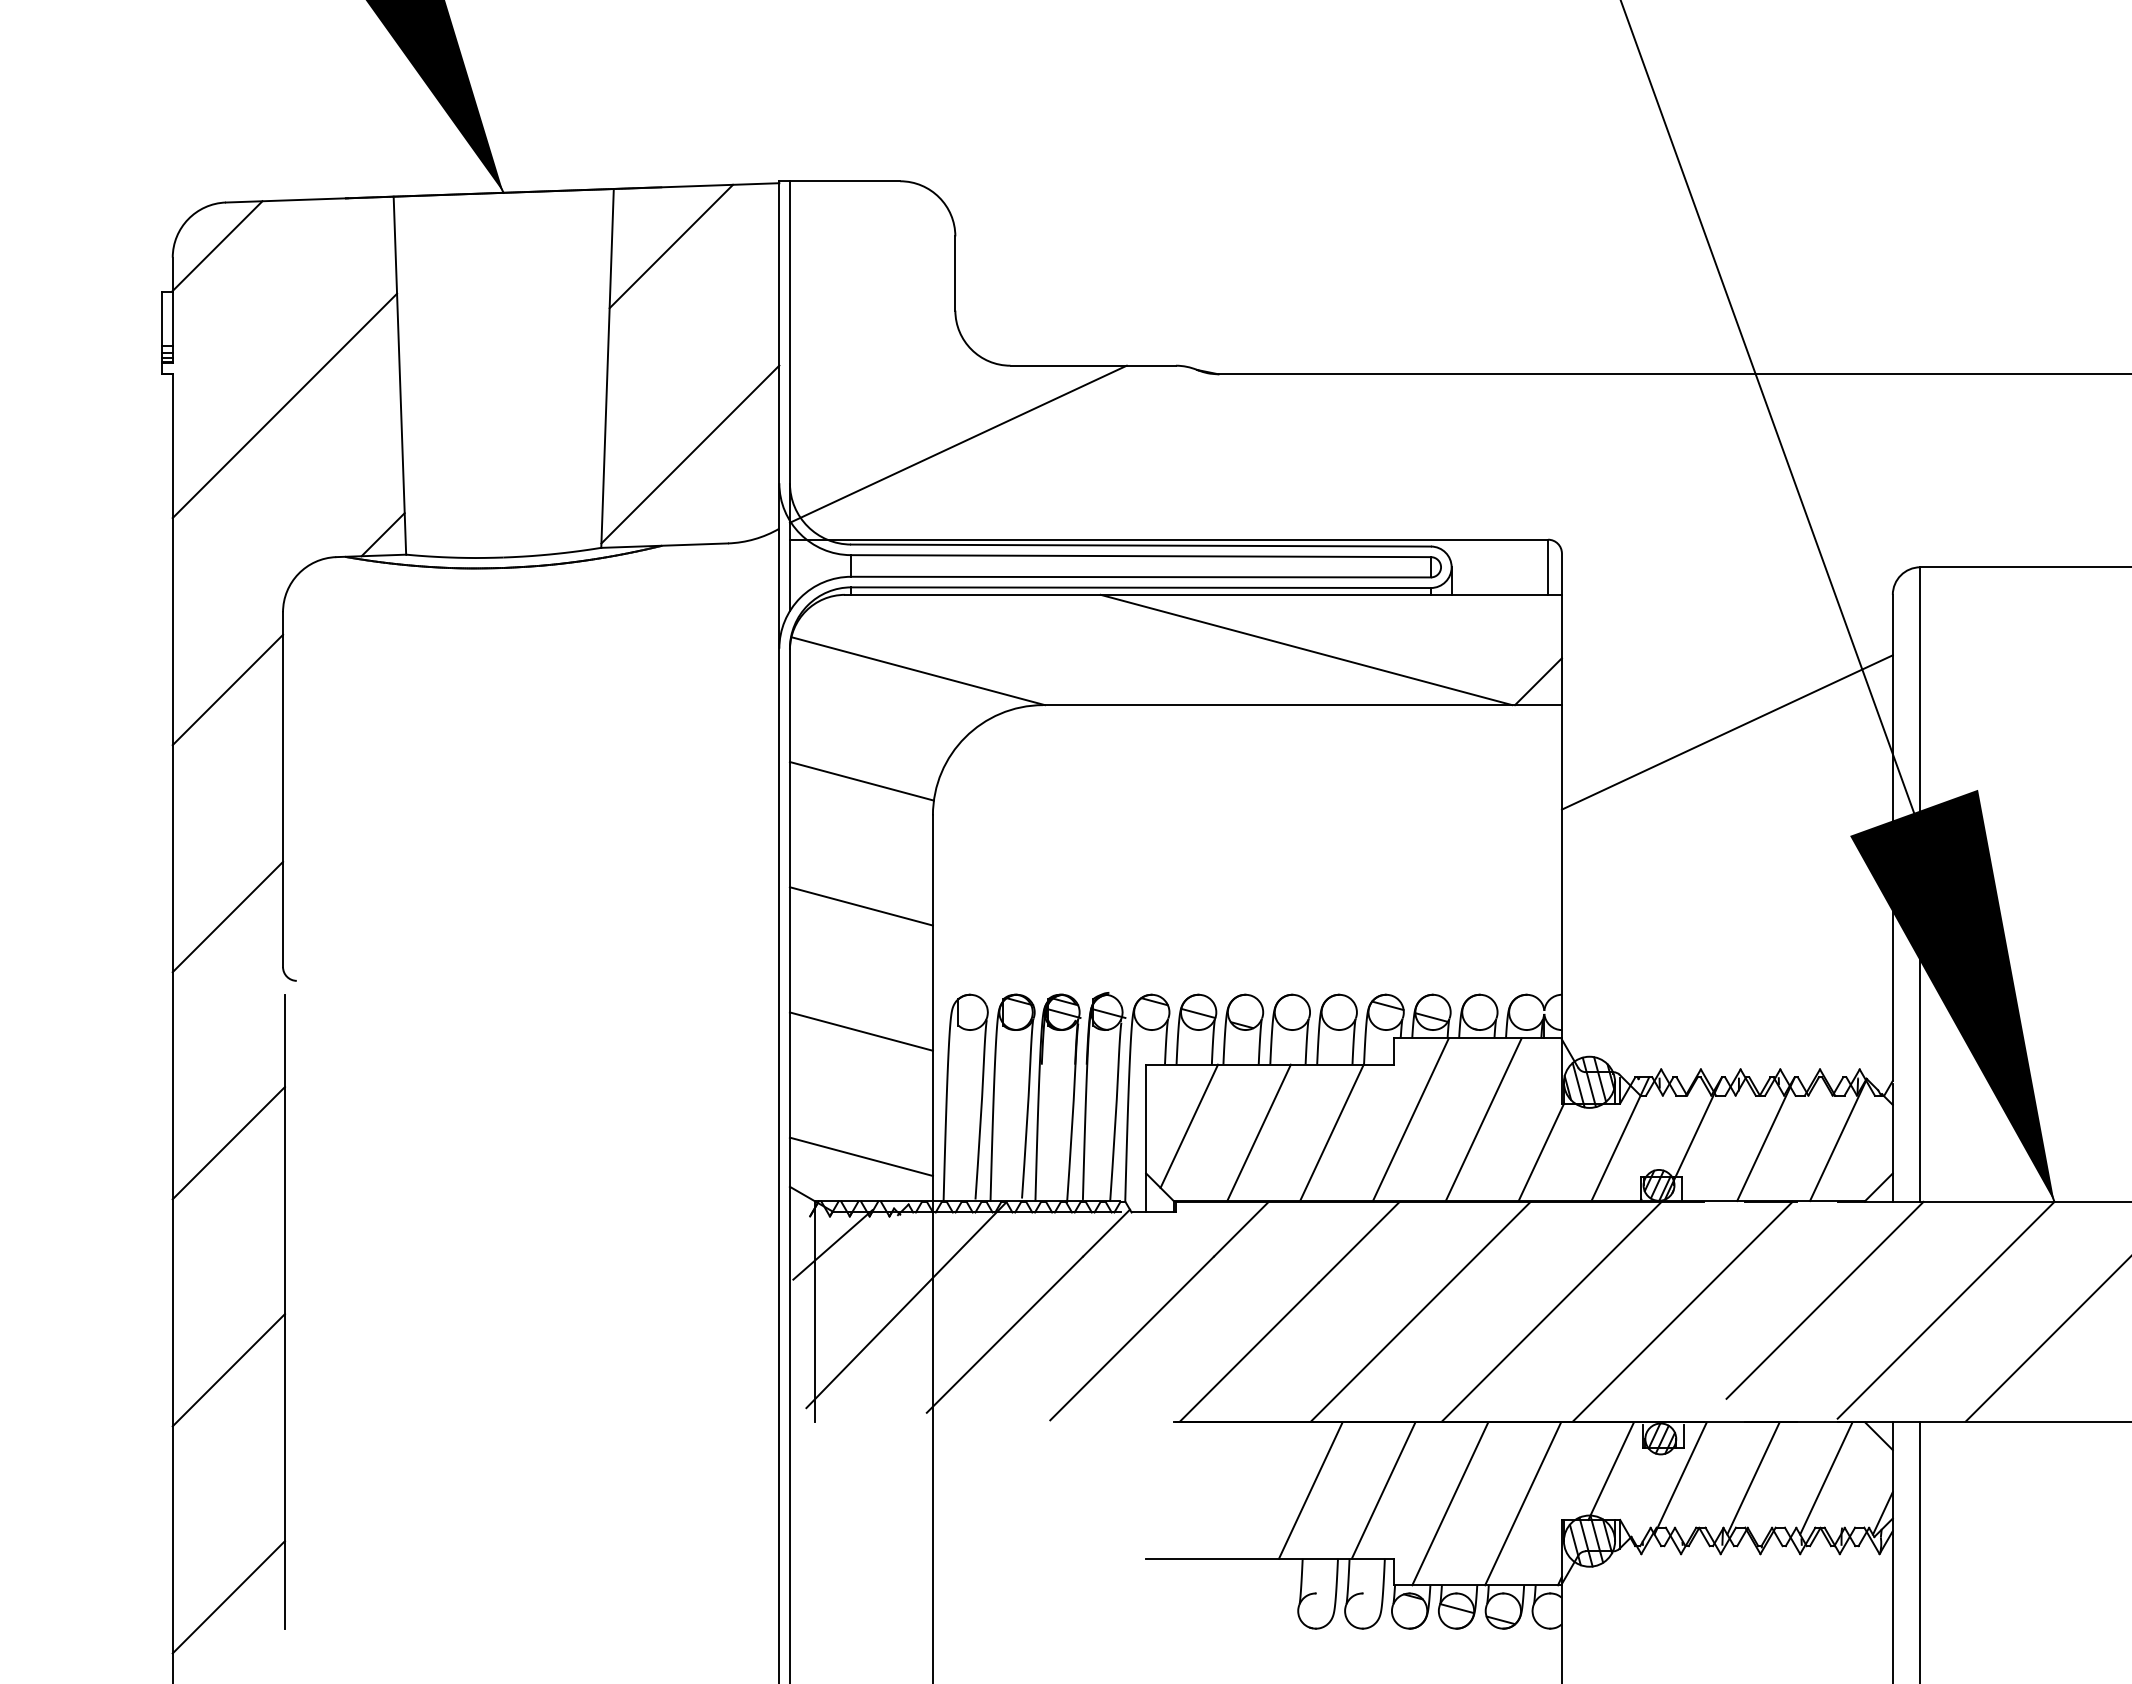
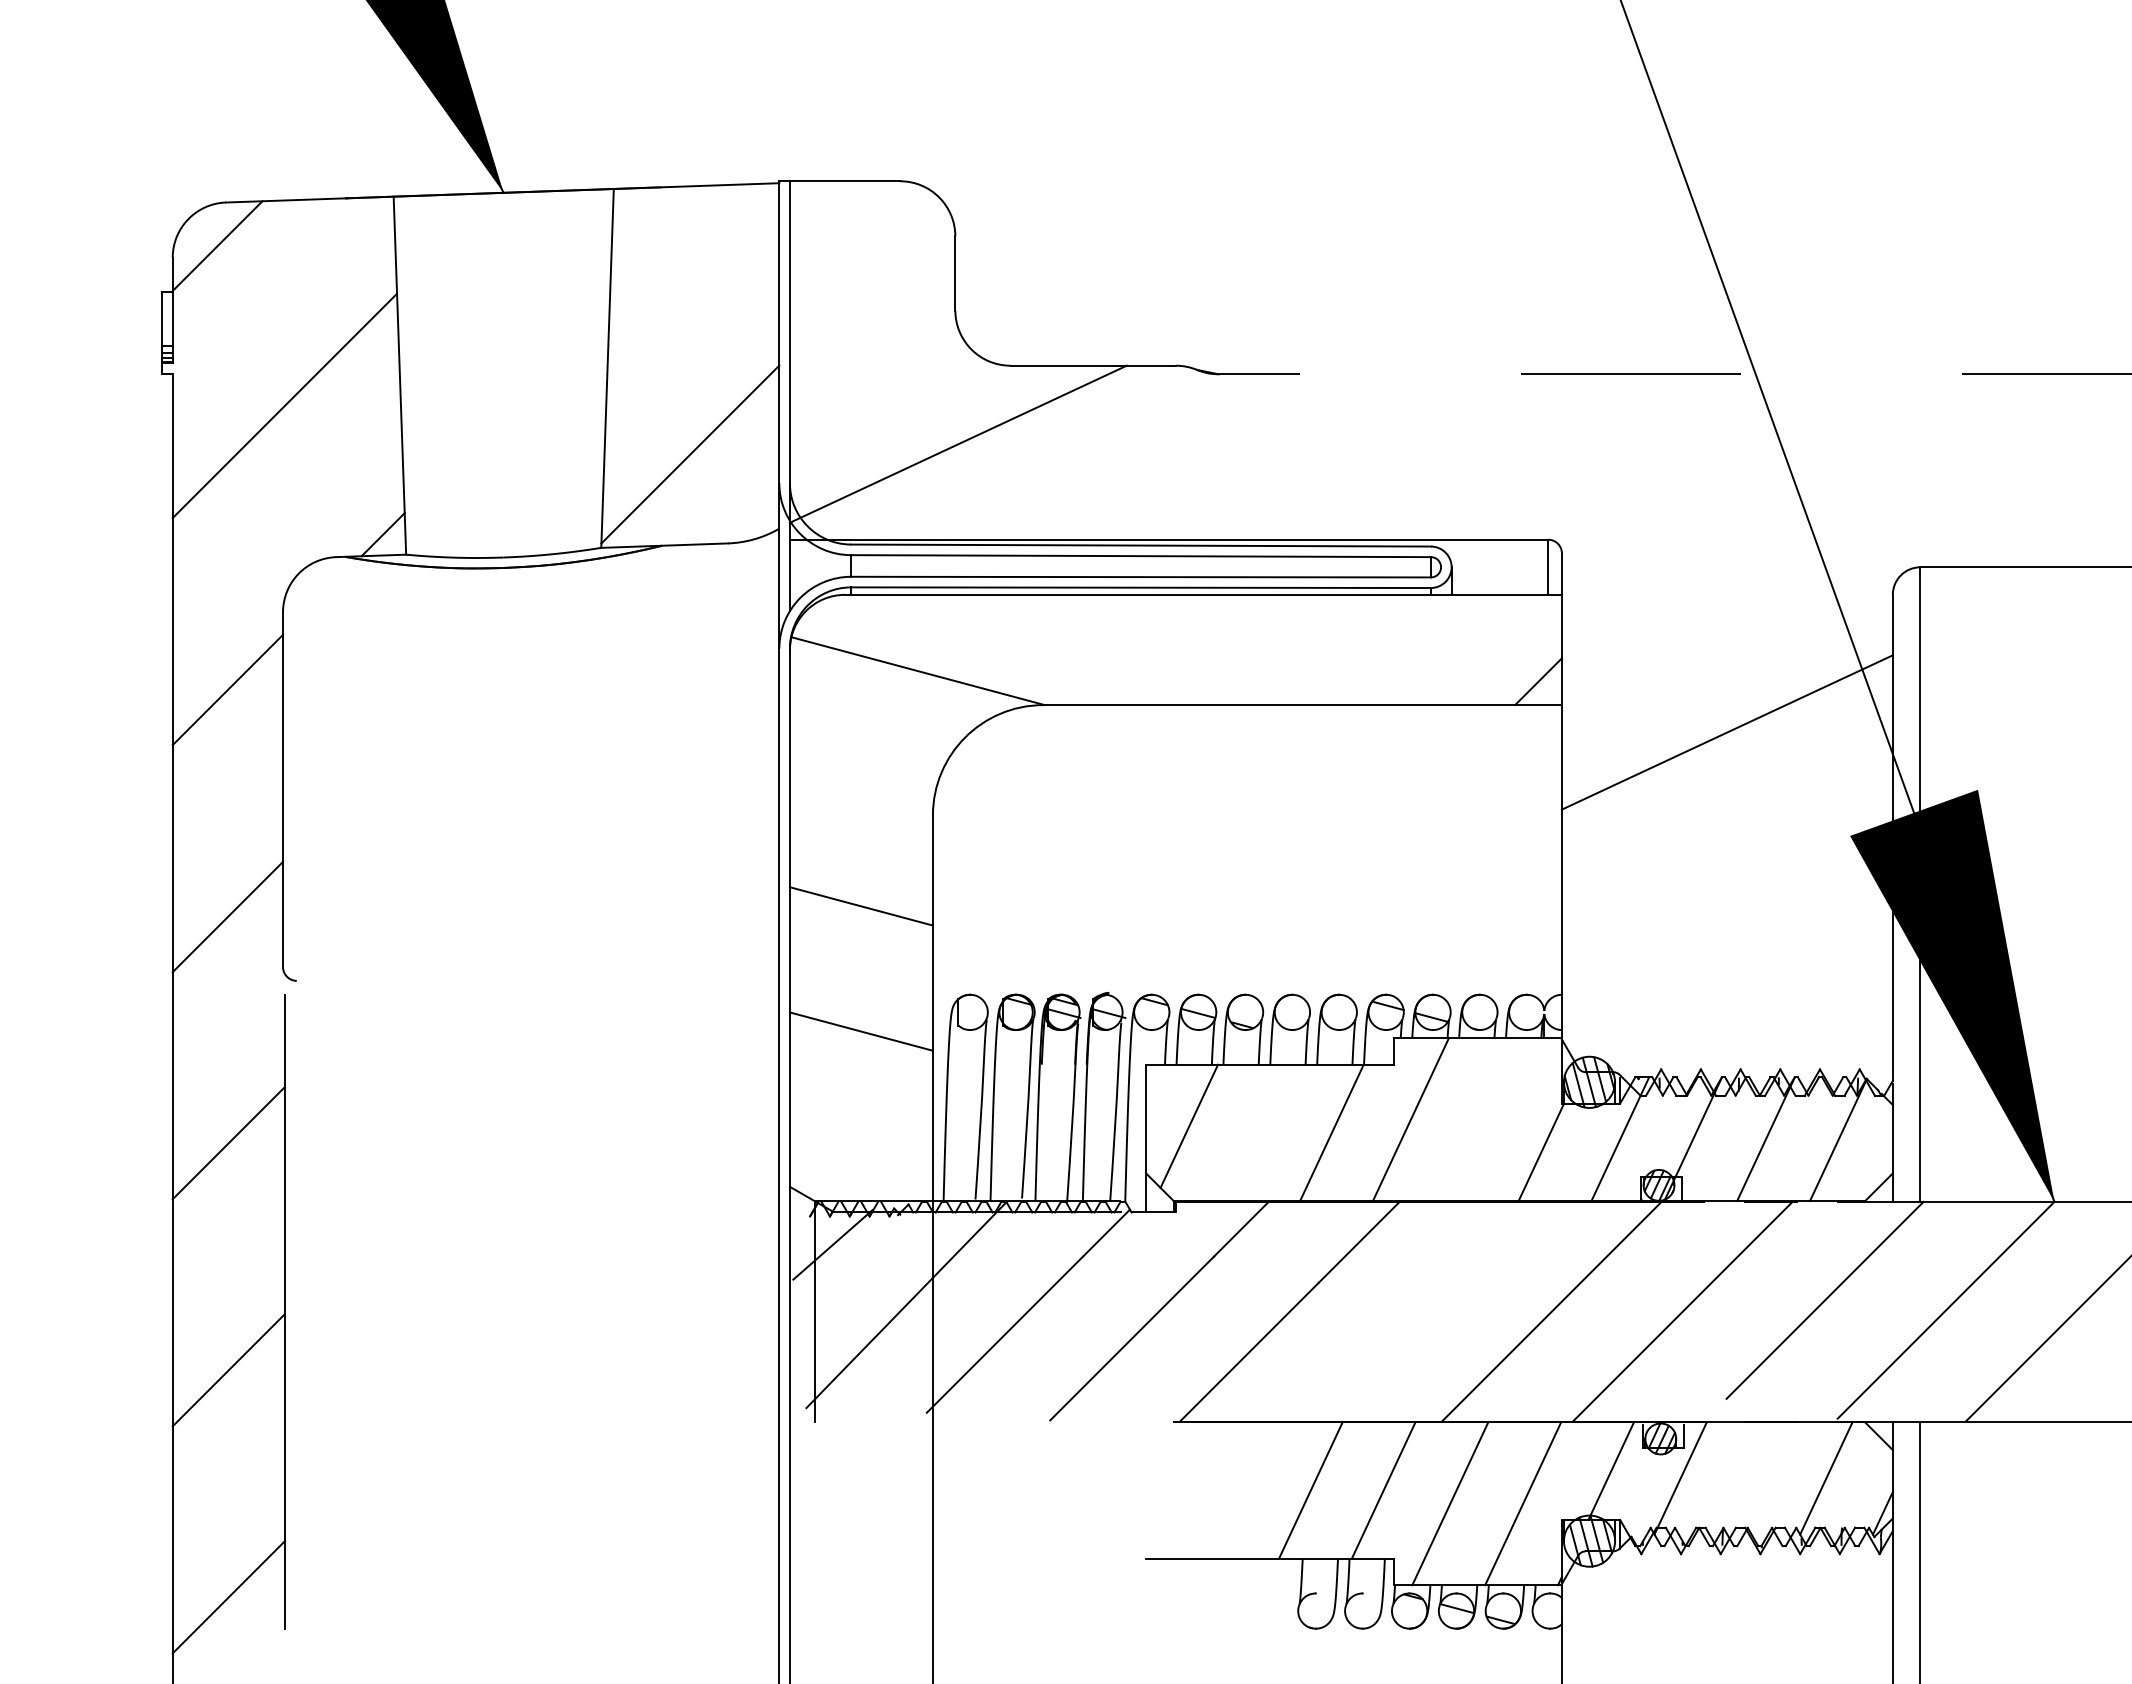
line: present -> none (671, 246)
line: solid -> dashed (1674, 374)
line: present -> none (1306, 649)
line: present -> none (861, 781)
line: present -> none (1483, 1119)
line: present -> none (1258, 1132)
line: present -> none (860, 1156)
line: present -> none (1420, 1311)
line: present -> none (1753, 1478)
